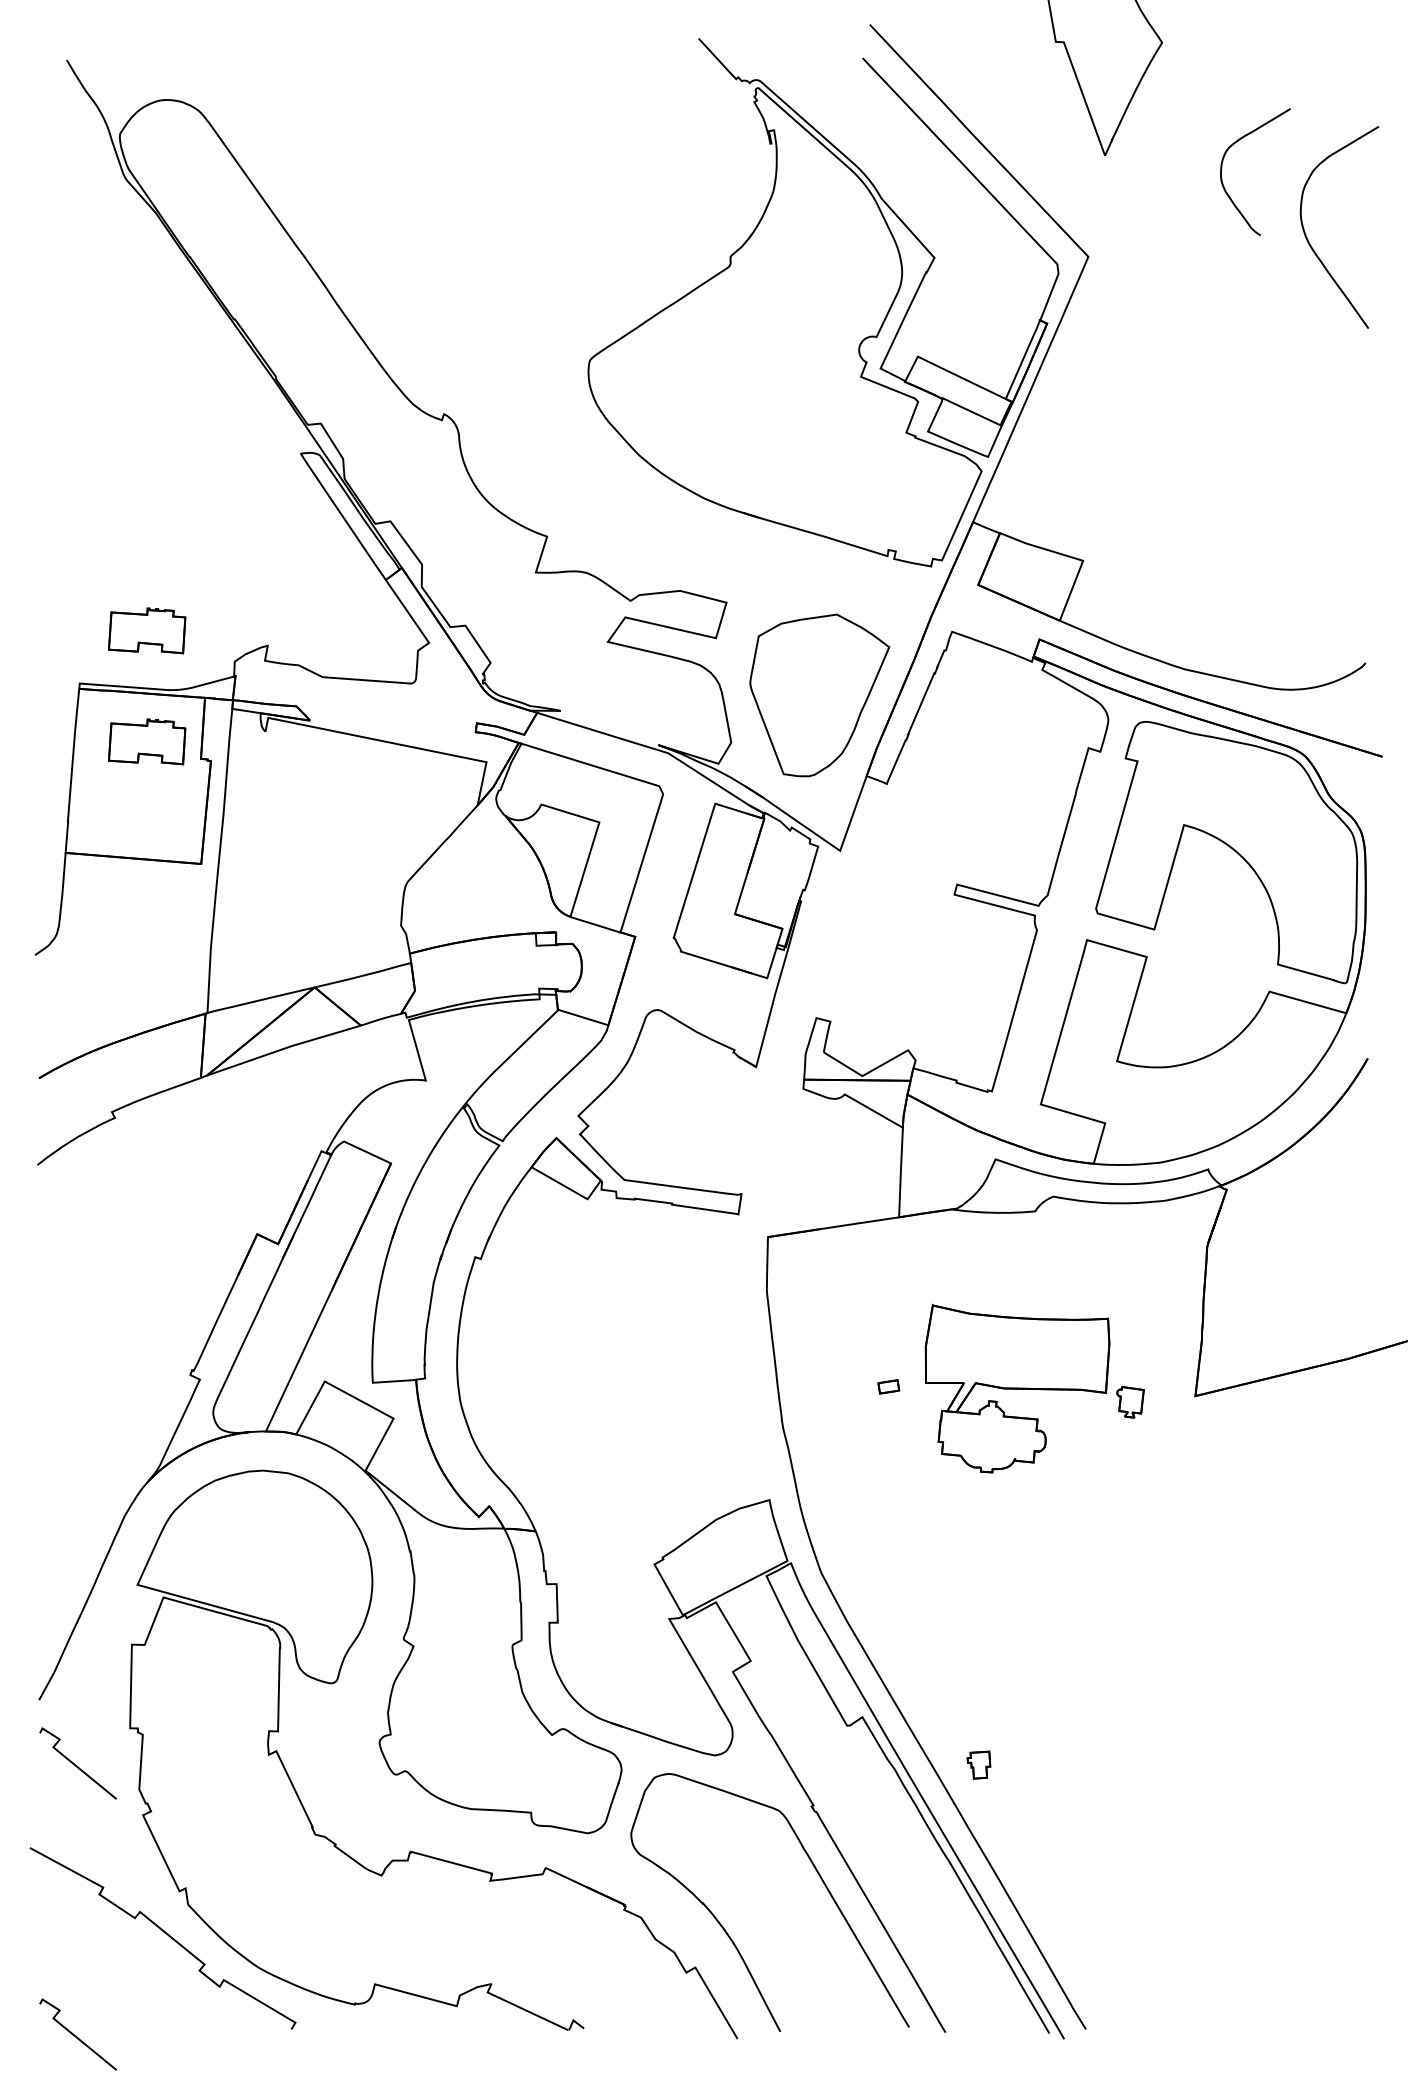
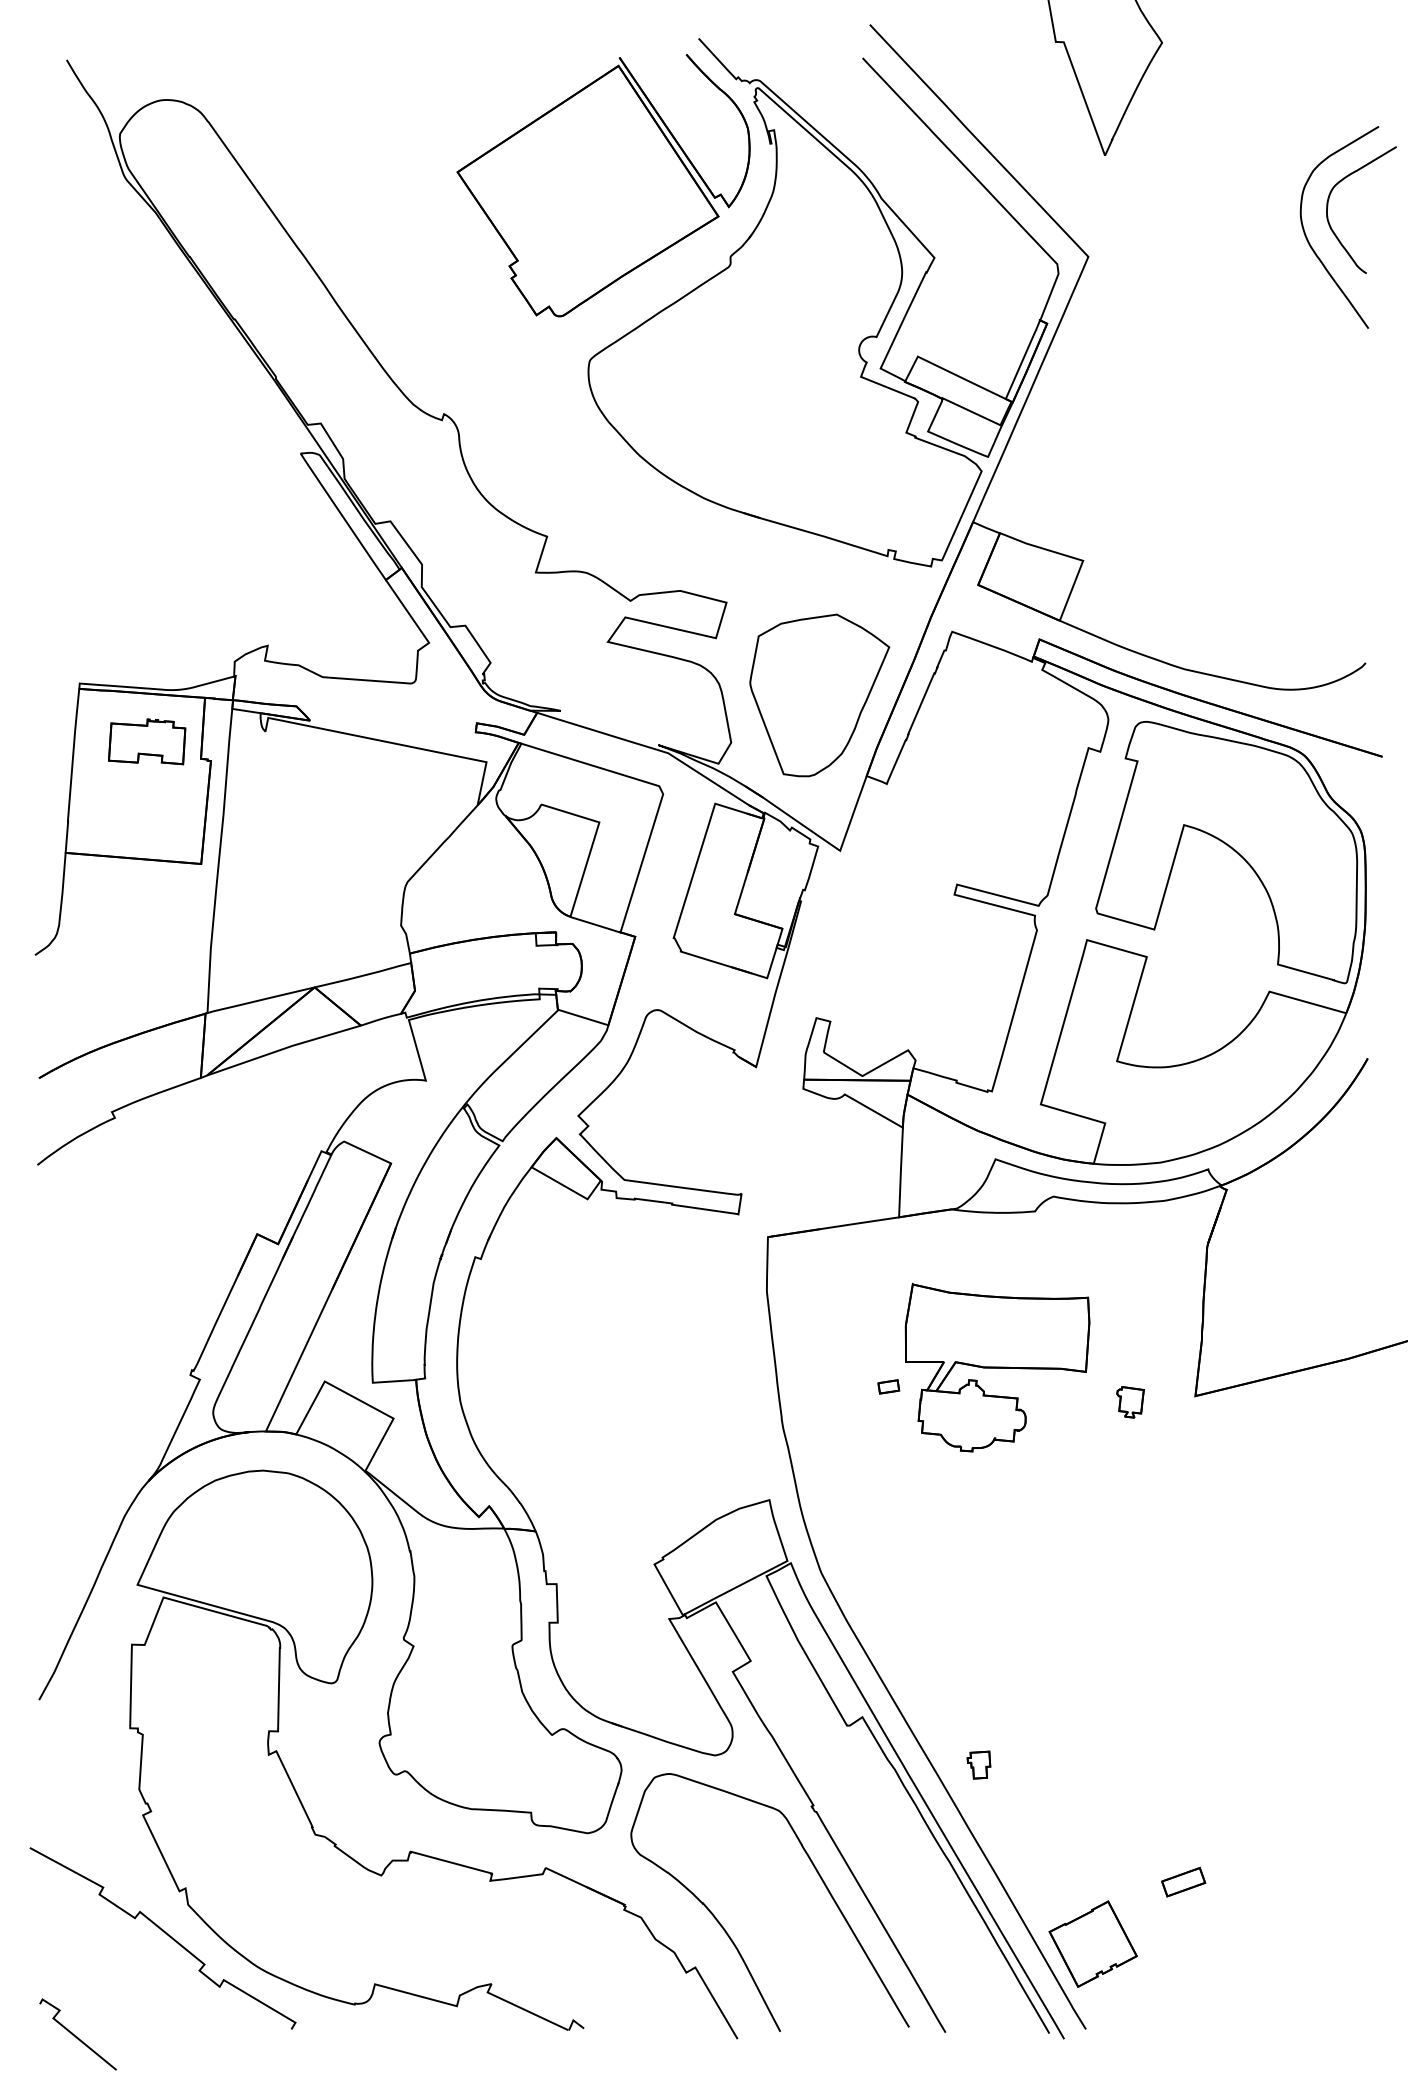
curve position: (1222, 168) -> (1328, 206) (1328, 206)
part: none -> present (603, 185)
part: present -> none (147, 630)
part position: (1017, 1388) -> (997, 1367) (997, 1367)
curve: present -> none (77, 1765)
part: none -> present (1183, 1881)
part: none -> present (1092, 1943)
